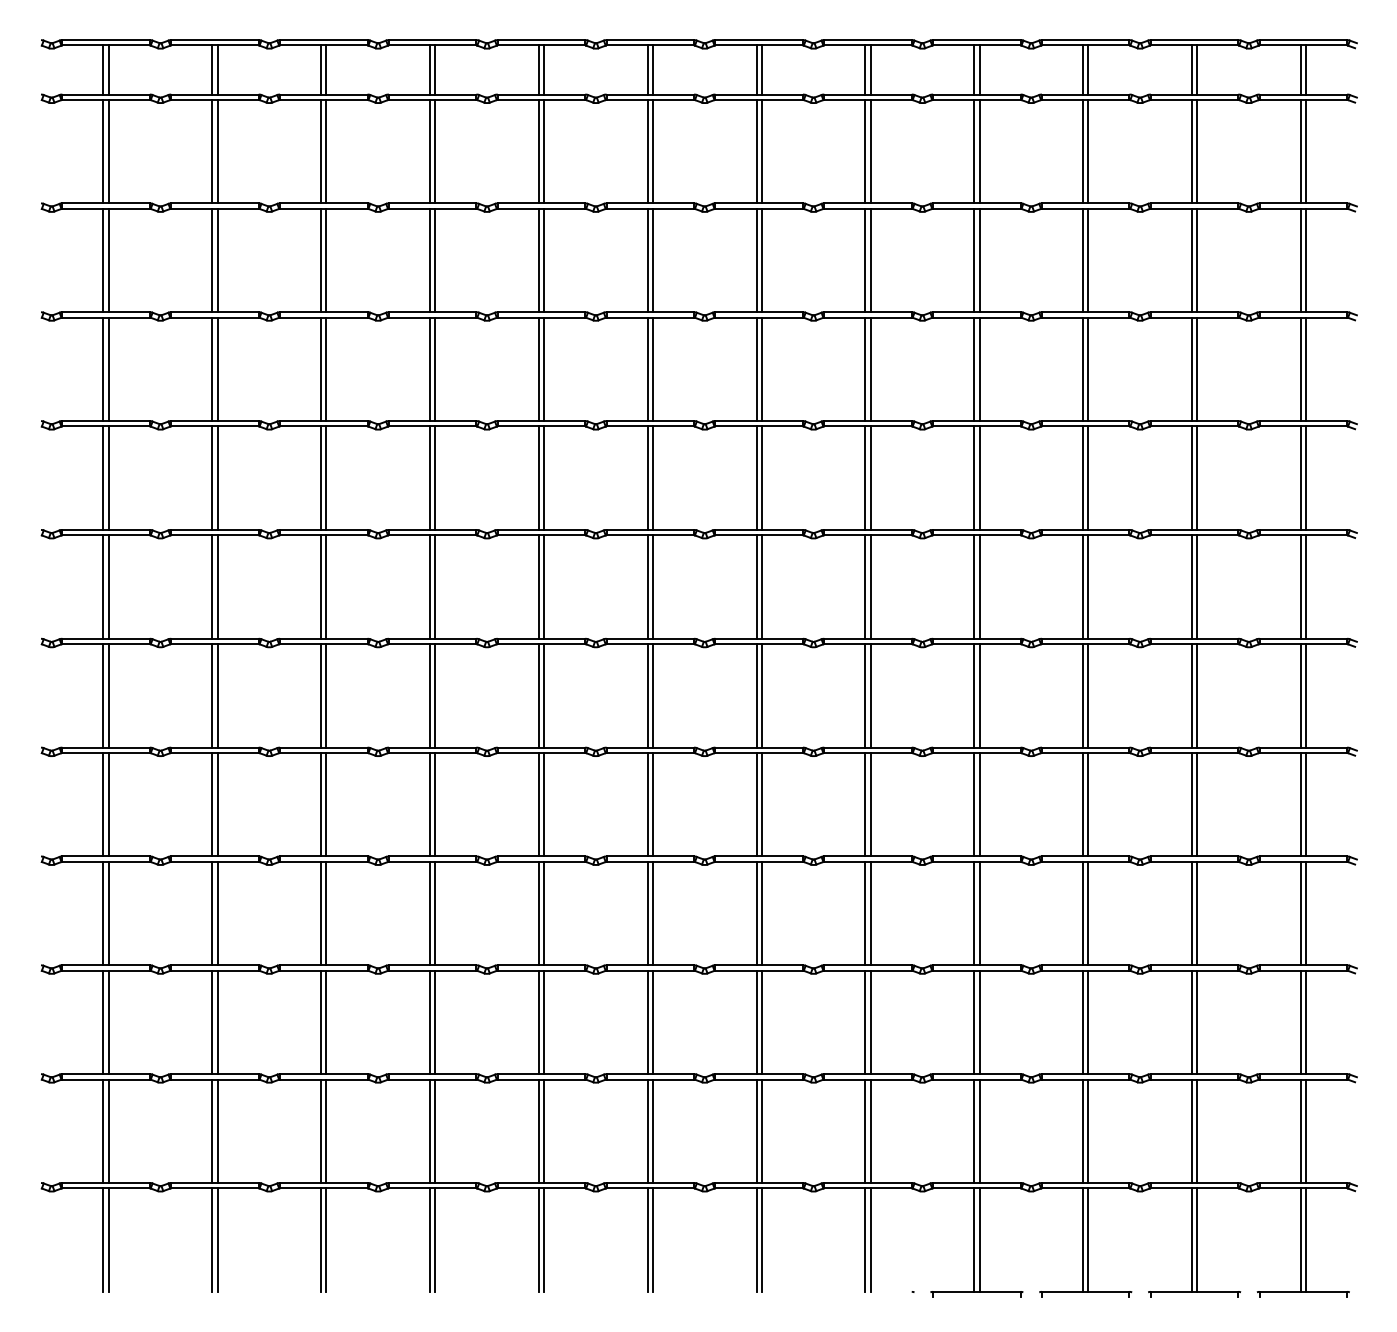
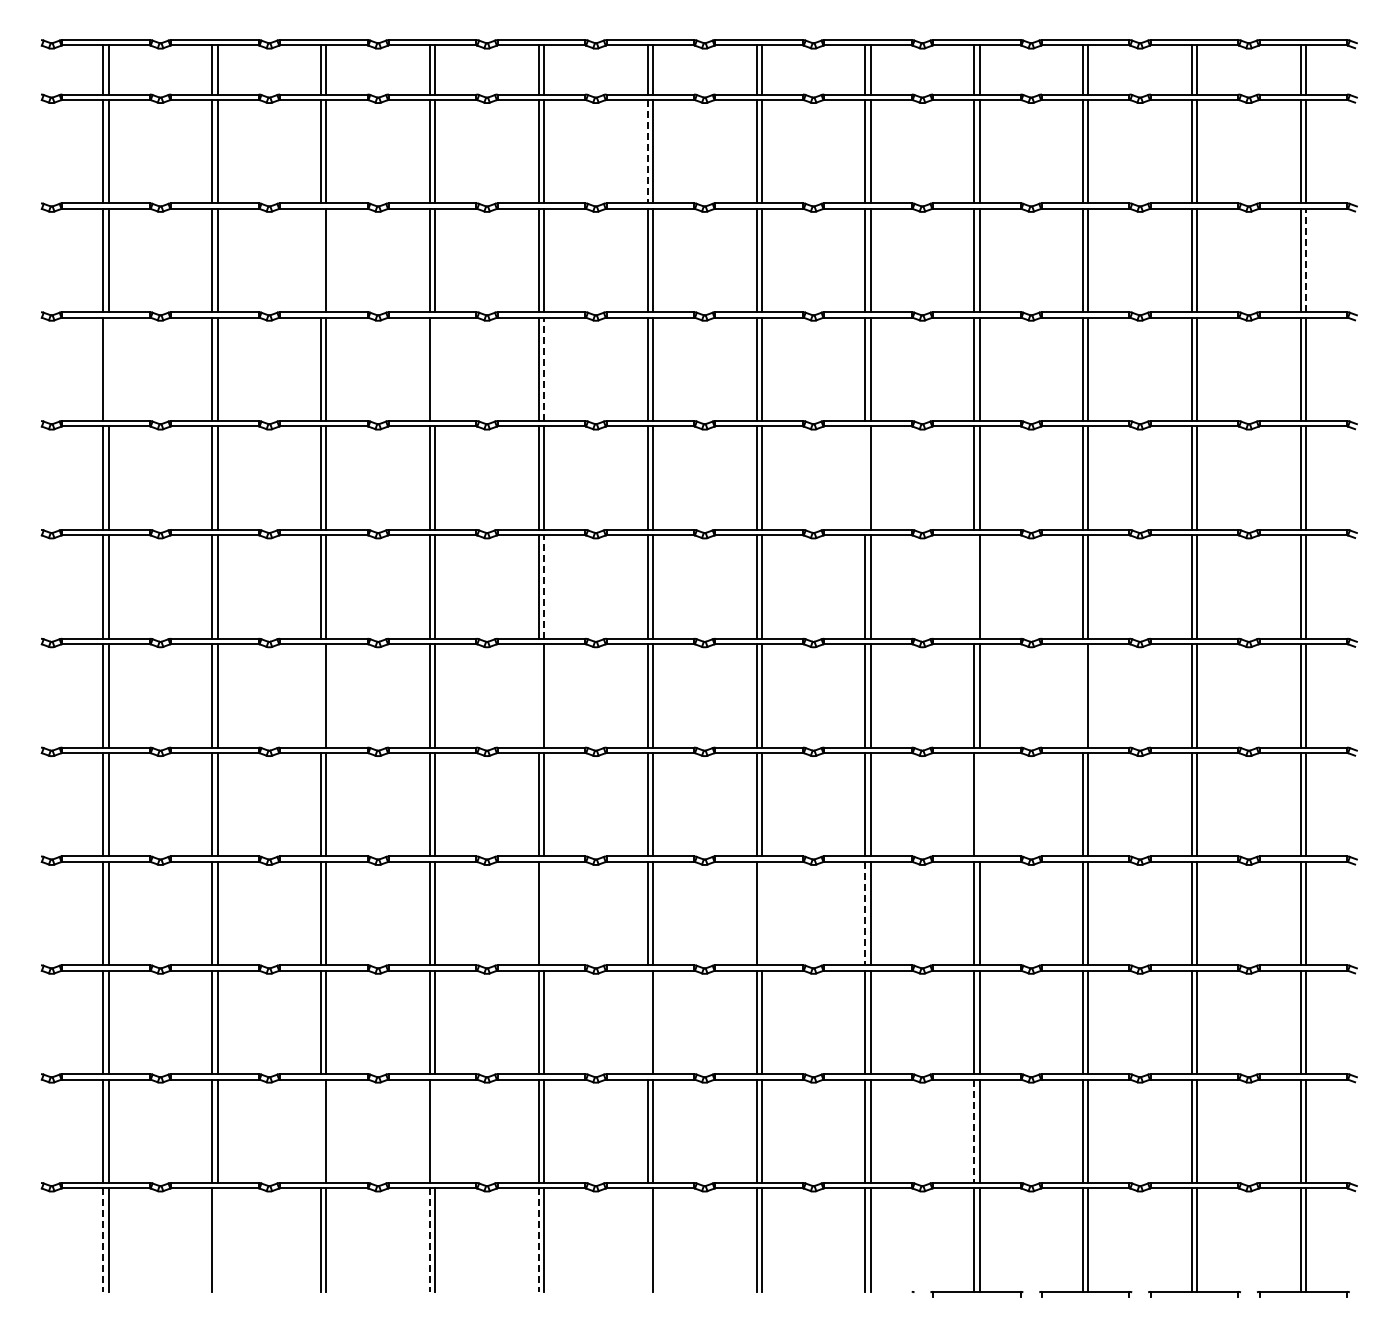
line: solid -> dashed (647, 151)
line: present -> none (321, 260)
line: solid -> dashed (1306, 260)
line: present -> none (108, 369)
line: present -> none (435, 369)
line: solid -> dashed (544, 369)
line: present -> none (865, 477)
line: present -> none (974, 586)
line: solid -> dashed (544, 587)
line: present -> none (321, 695)
line: present -> none (538, 695)
line: present -> none (1083, 695)
line: present -> none (979, 804)
line: present -> none (544, 913)
line: present -> none (761, 913)
line: solid -> dashed (865, 913)
line: present -> none (647, 1022)
line: present -> none (321, 1131)
line: present -> none (435, 1131)
line: solid -> dashed (974, 1131)
line: present -> none (217, 1239)
line: present -> none (647, 1239)
line: solid -> dashed (103, 1240)
line: solid -> dashed (429, 1240)
line: solid -> dashed (538, 1240)
